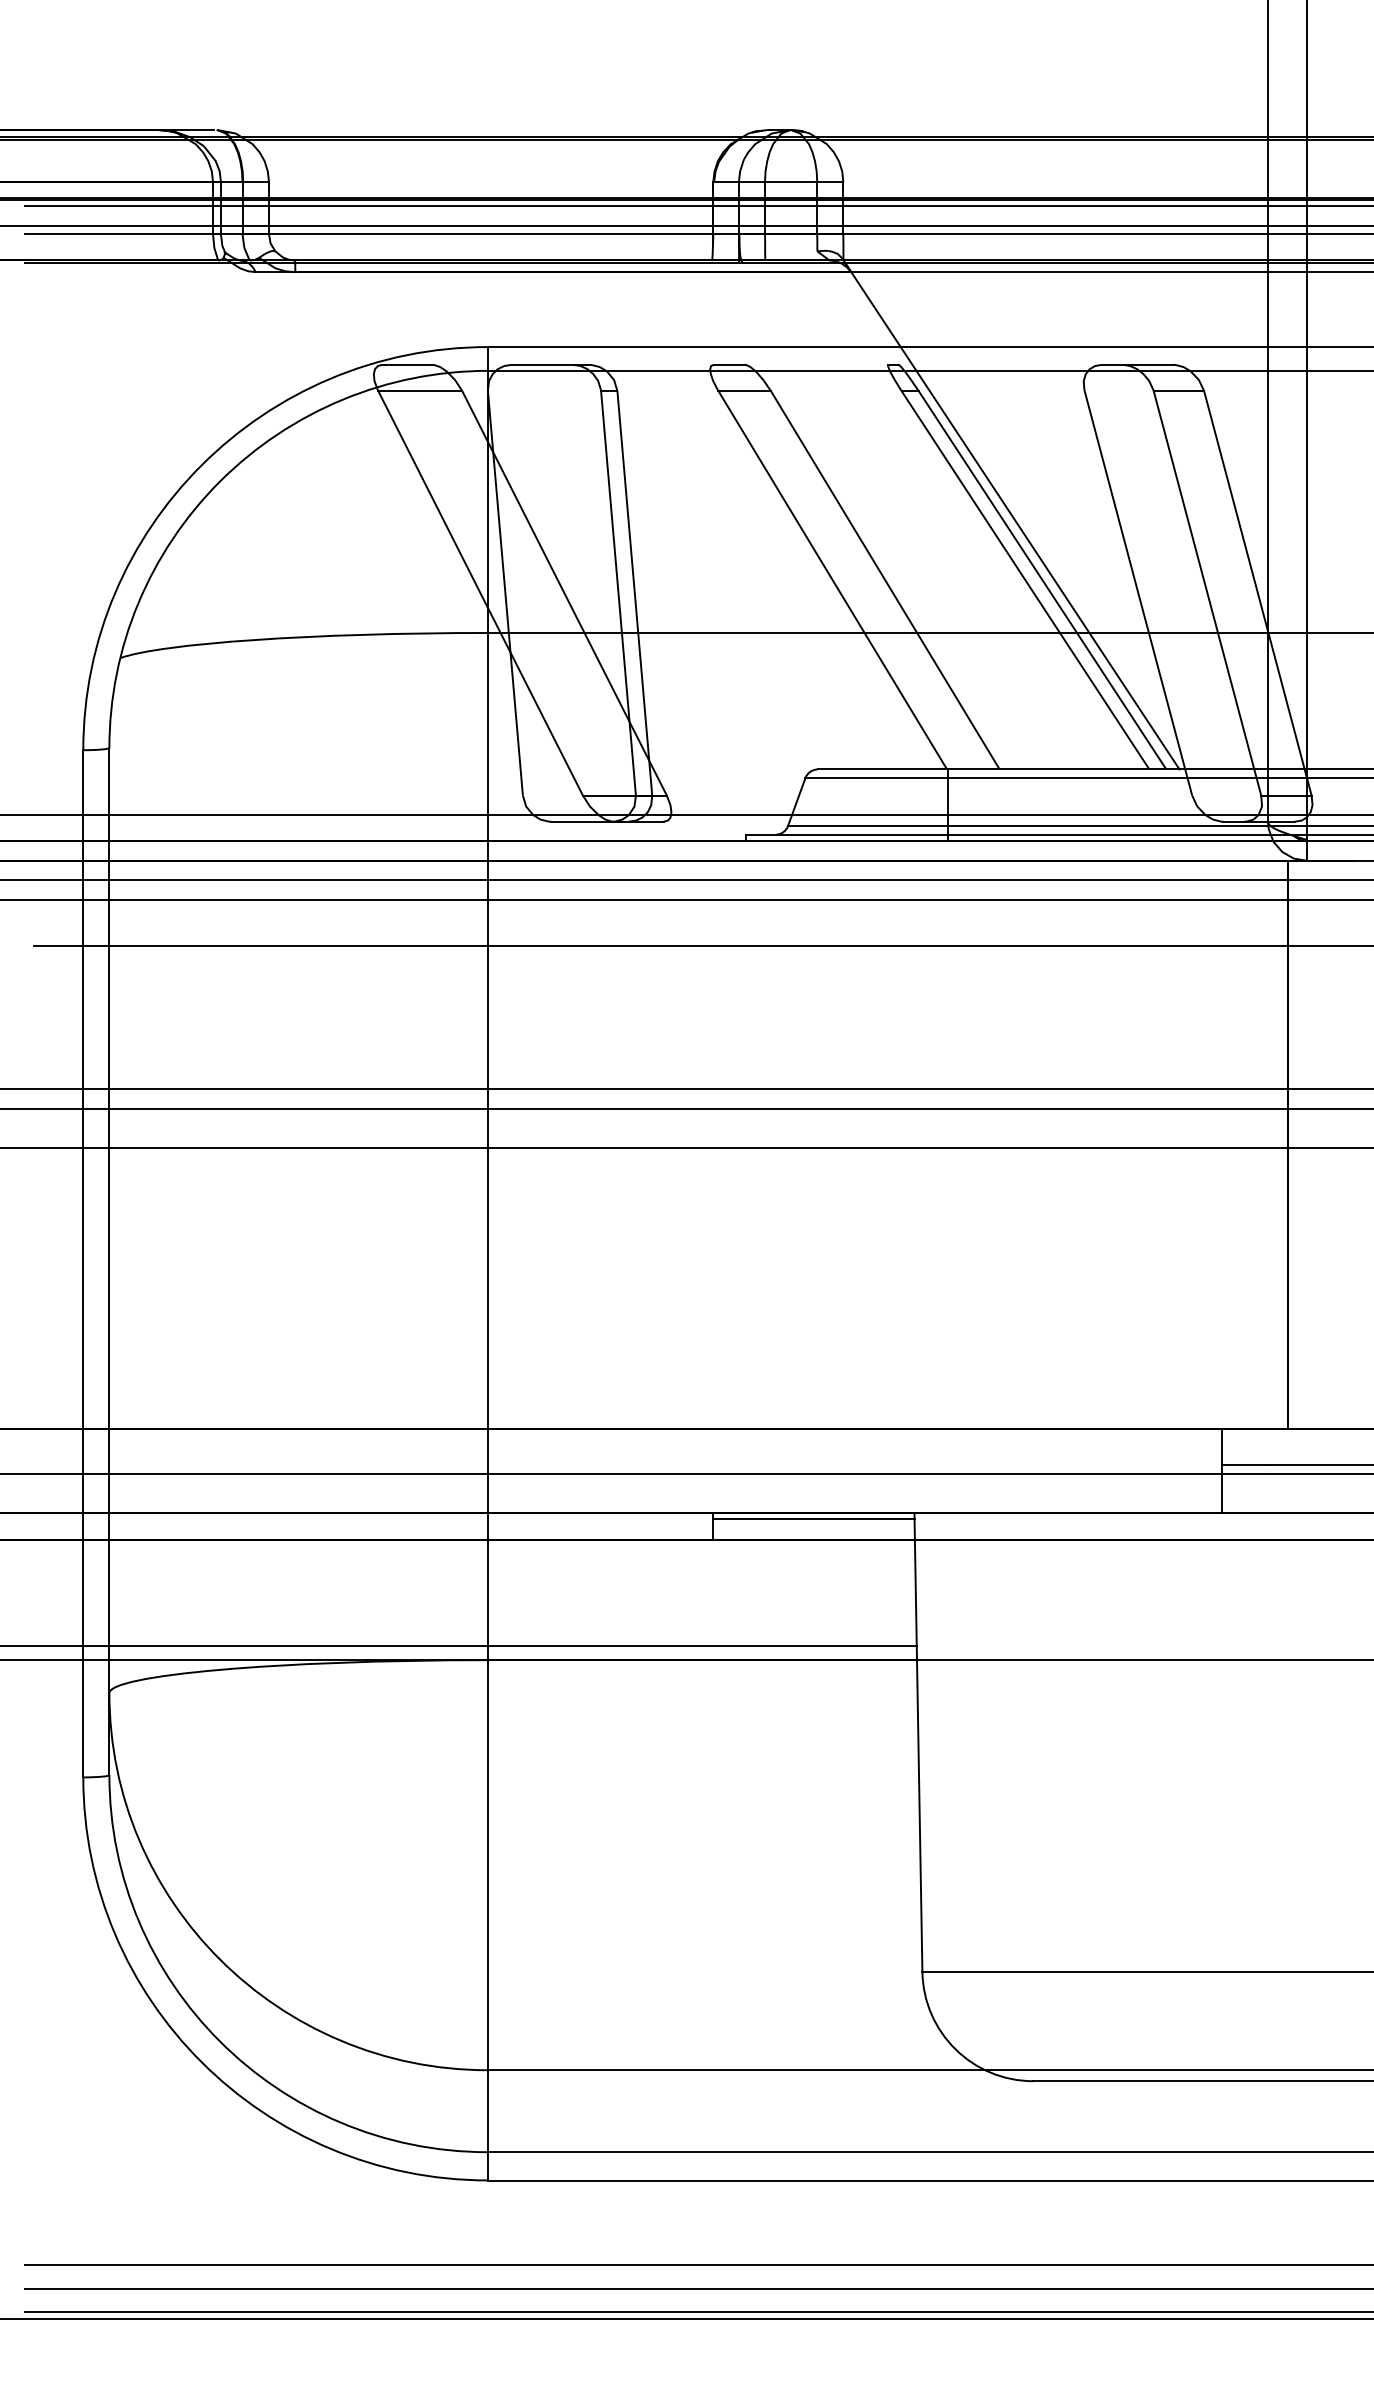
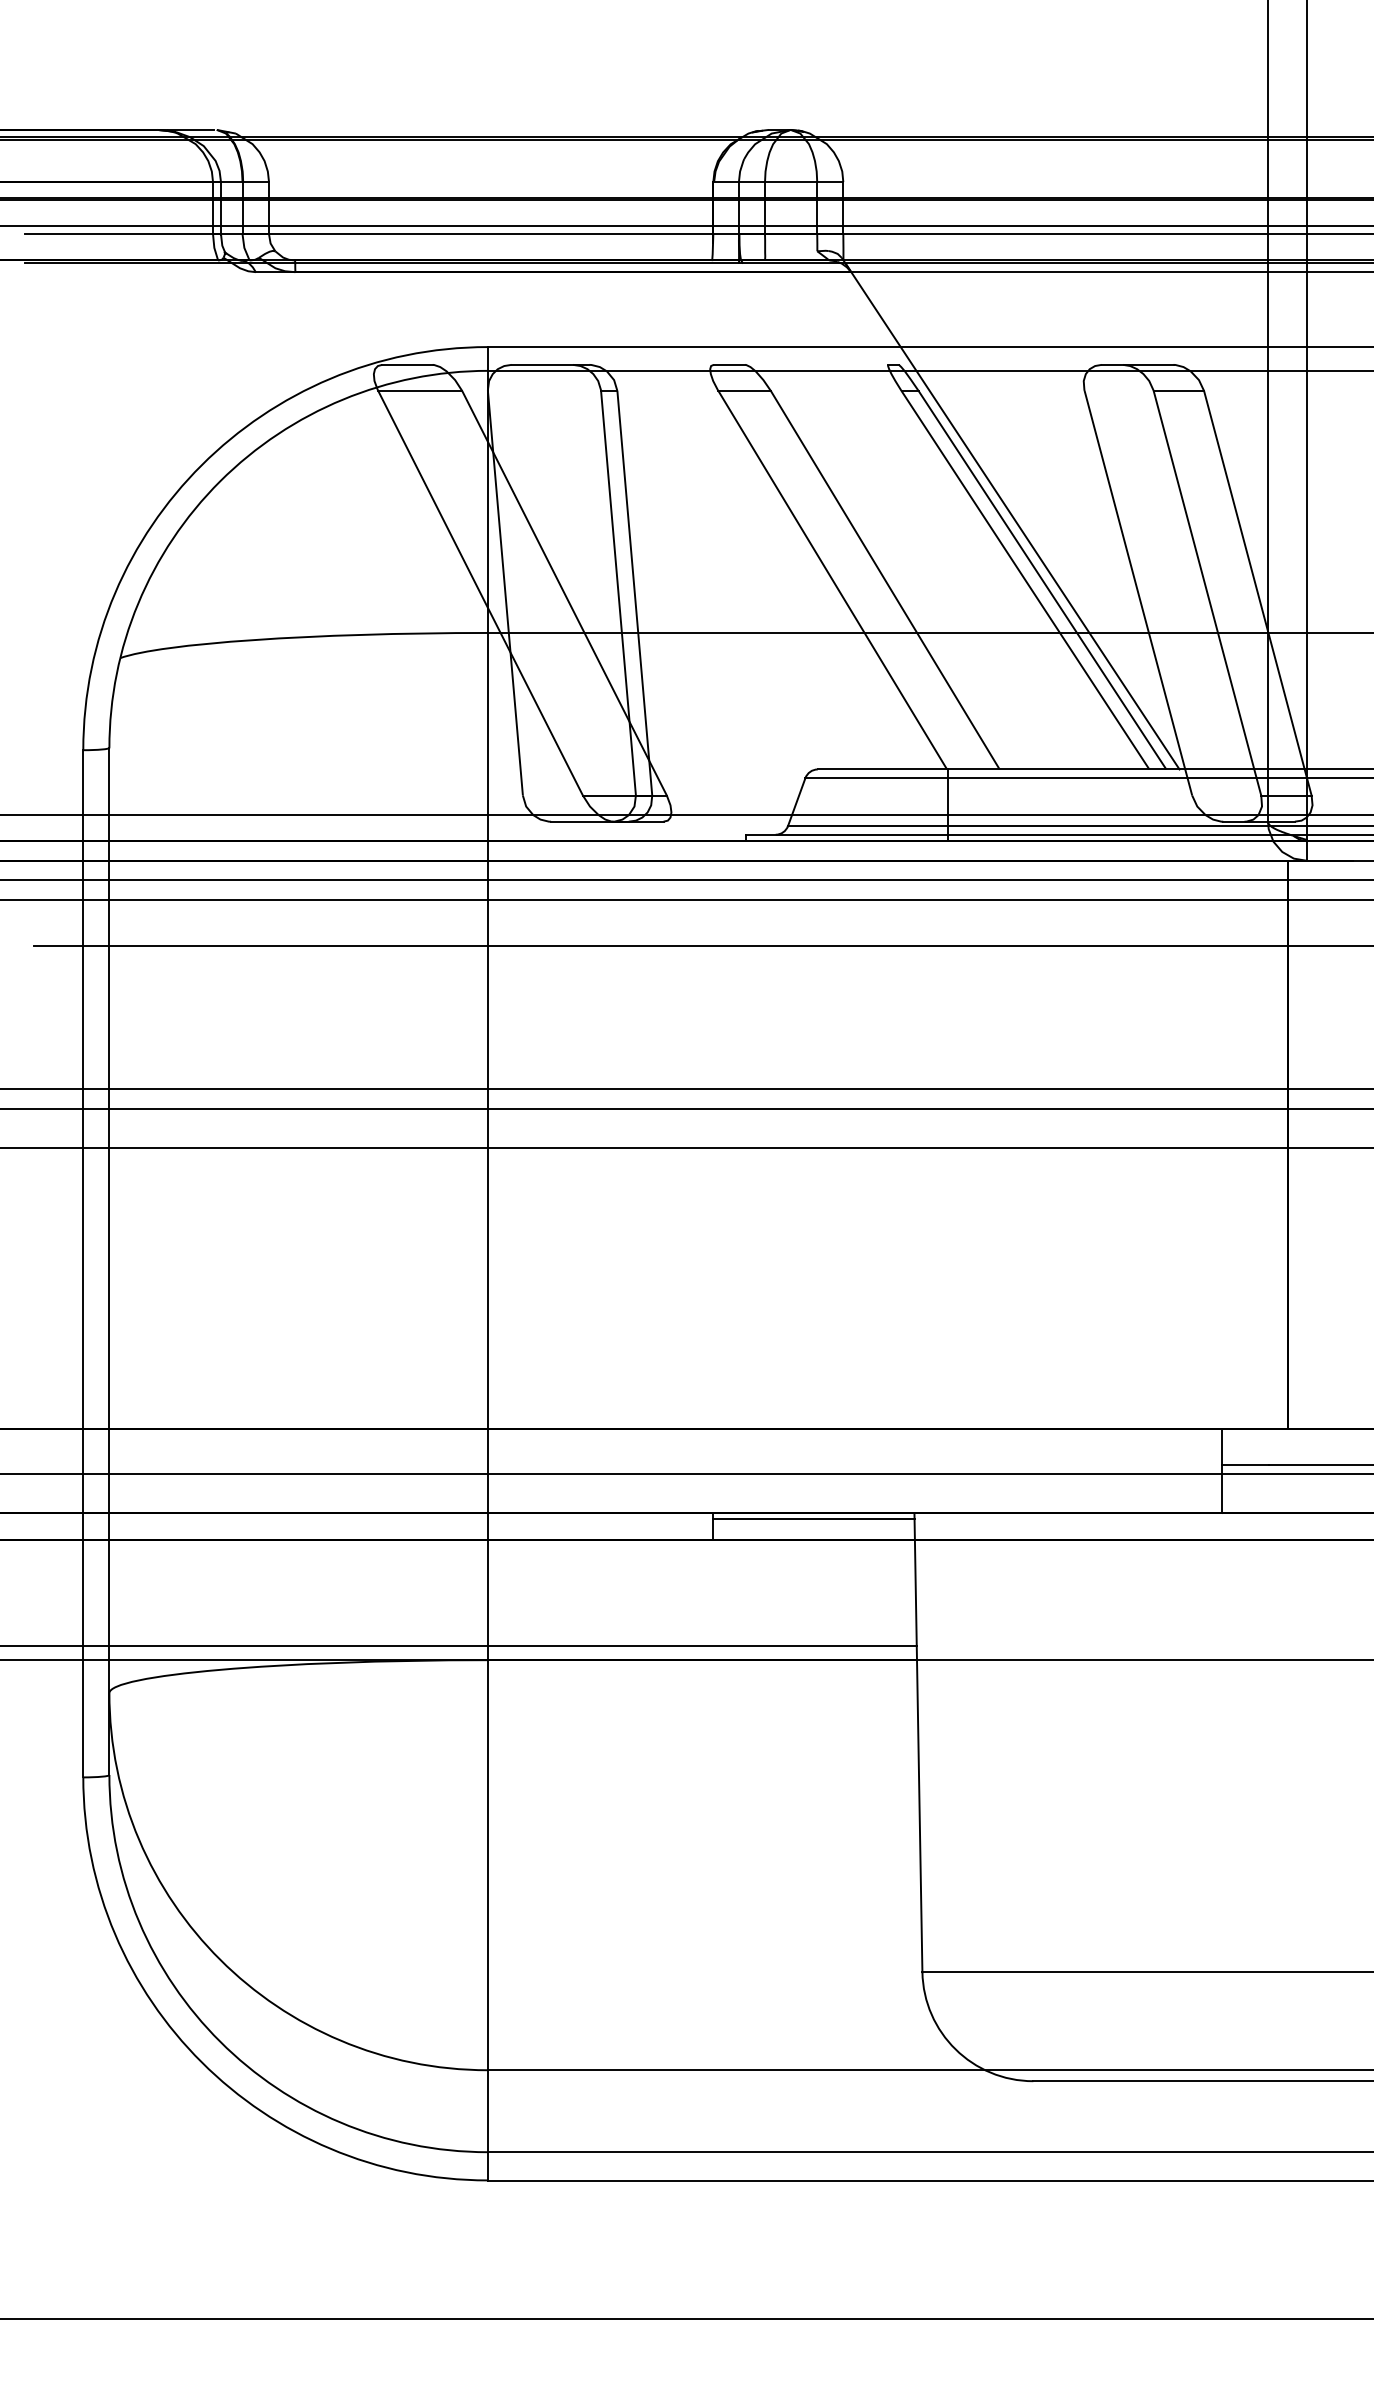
line: present -> none (697, 206)
line: present -> none (697, 2264)
line: present -> none (697, 2288)
line: present -> none (697, 2312)
